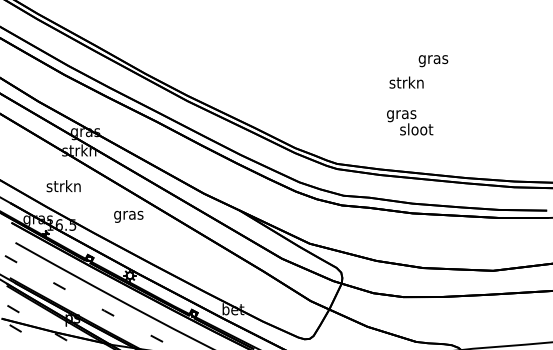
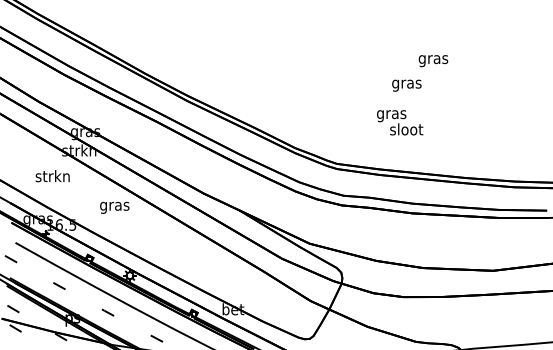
text: strkn -> gras (406, 83)
text position: (410, 122) -> (400, 122) (400, 122)
text position: (63, 186) -> (52, 176) (52, 176)
text position: (128, 216) -> (114, 207) (114, 207)
